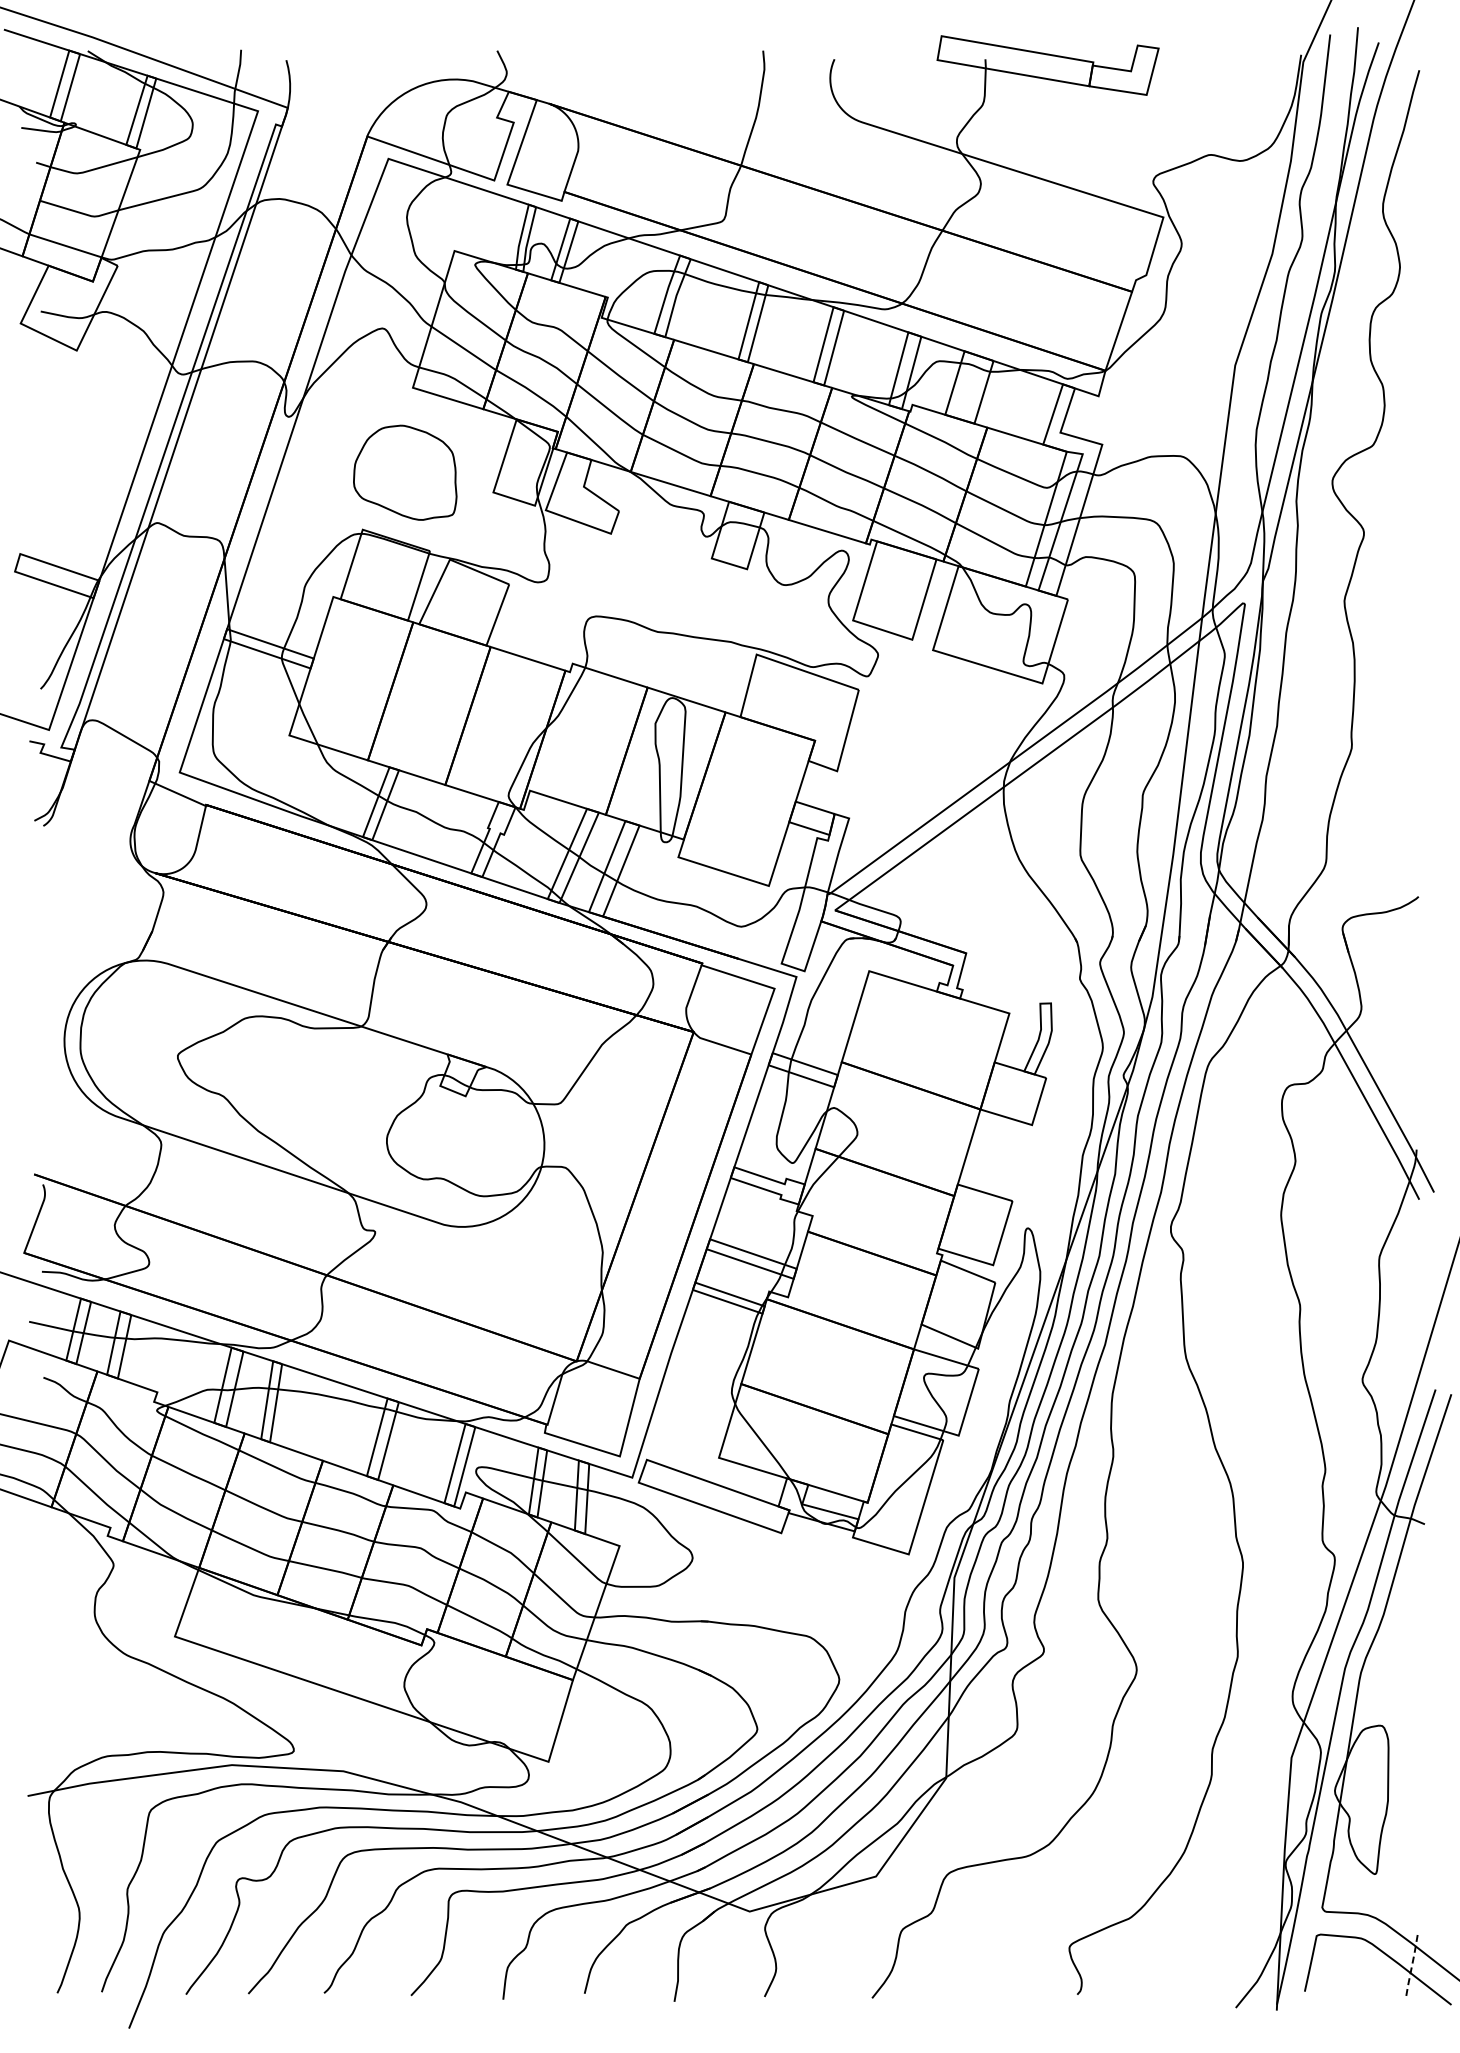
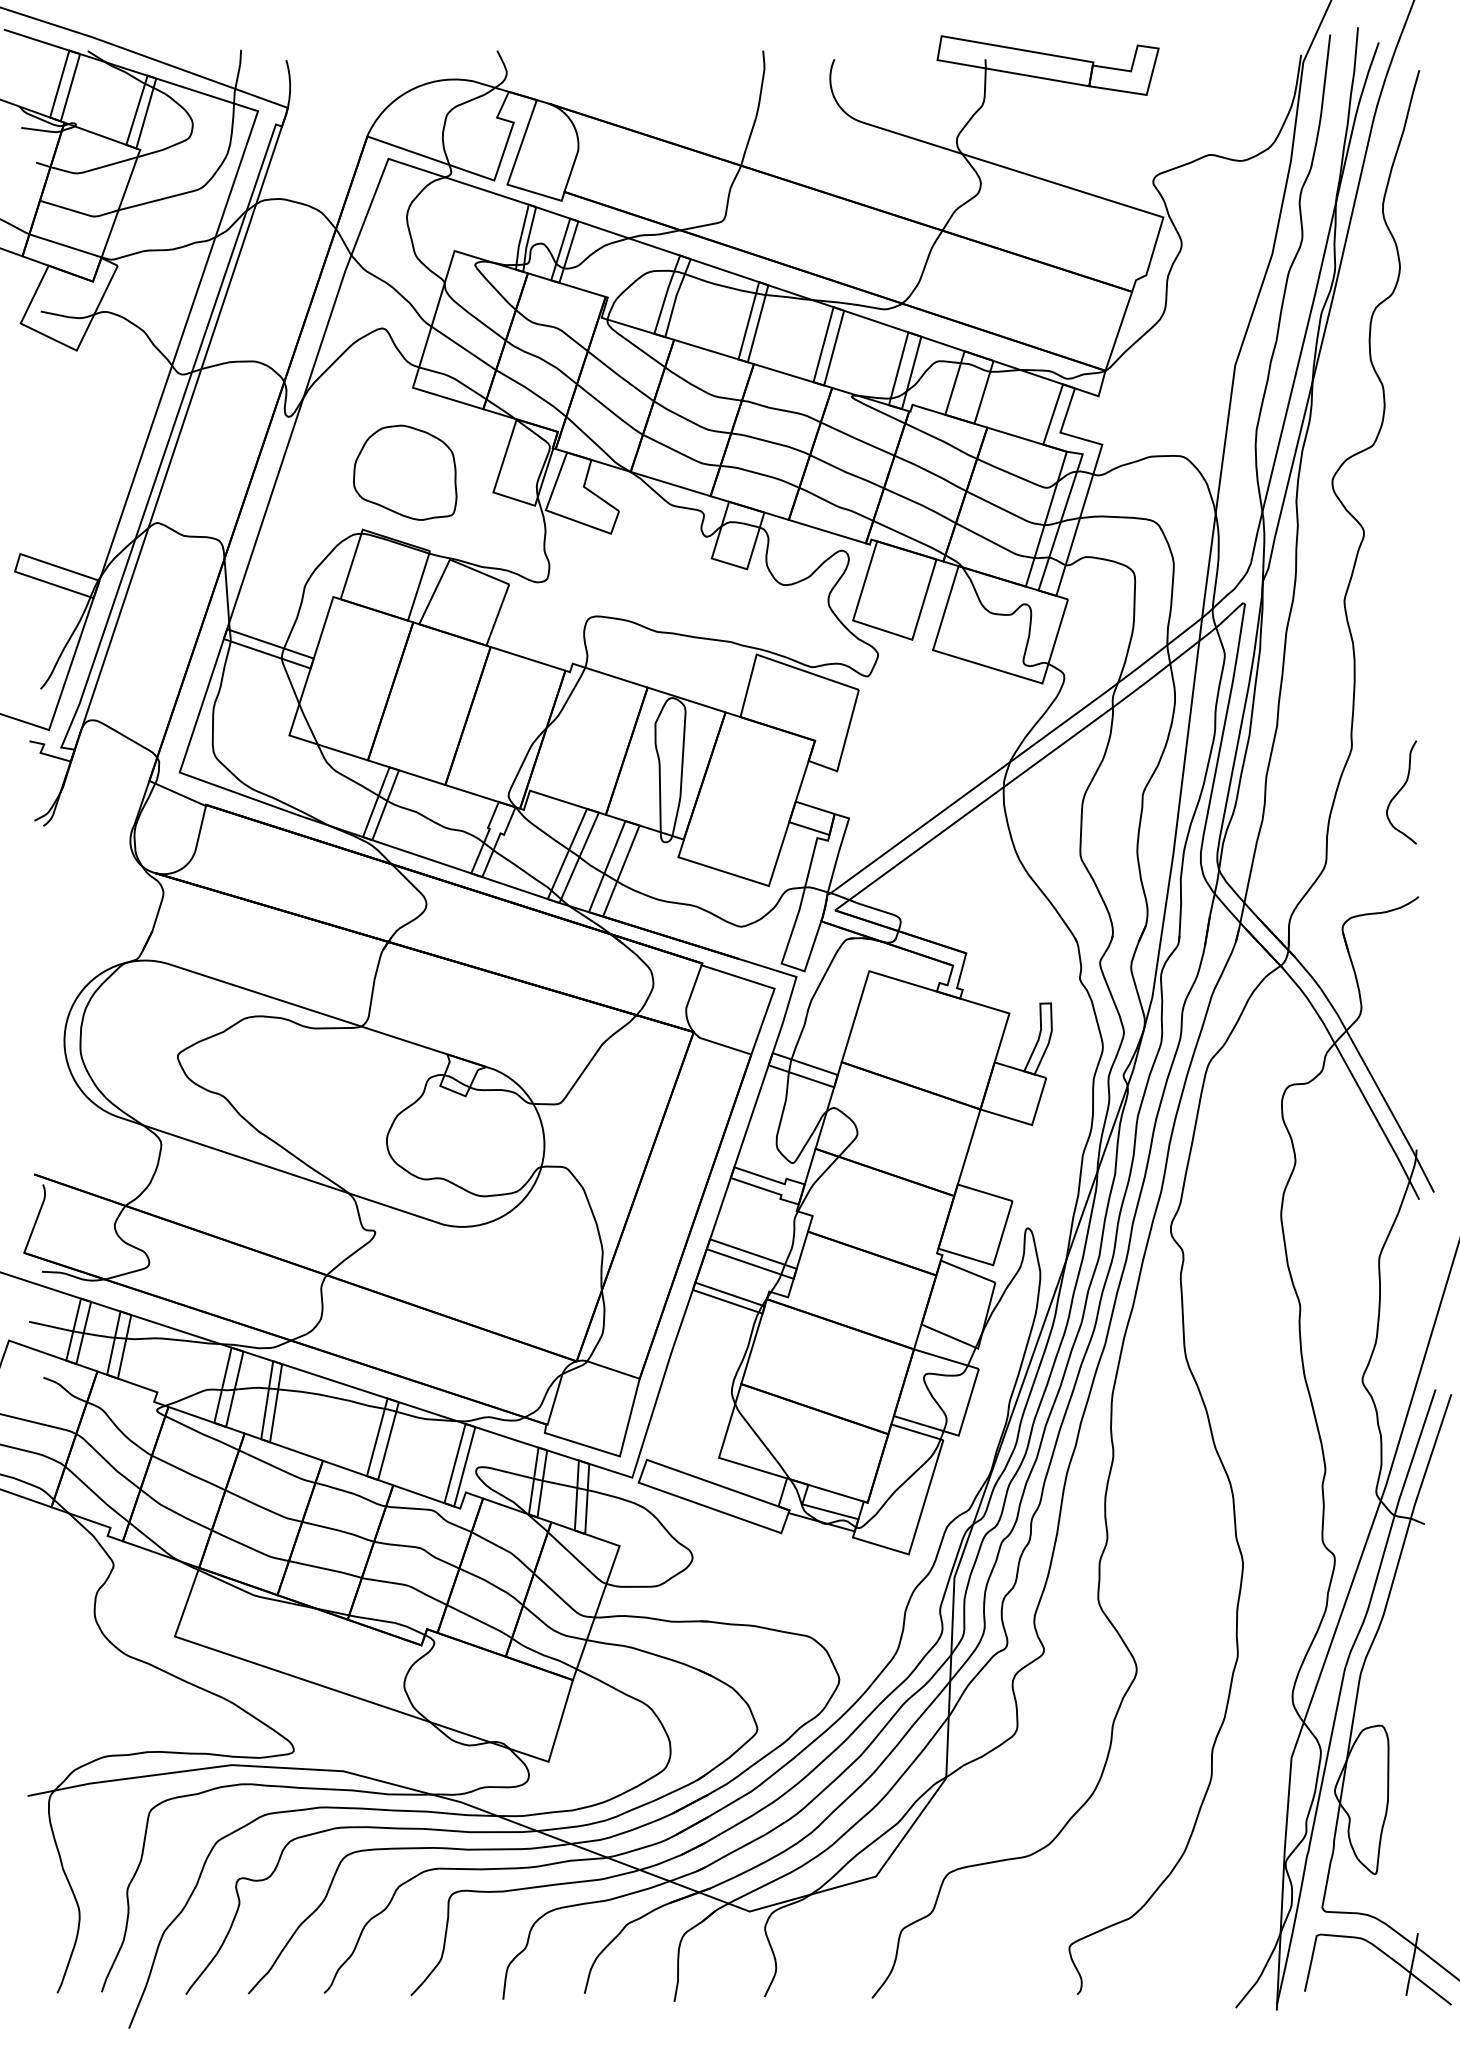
curve: none -> present (1400, 791)
line: dashed -> solid (1412, 1964)
